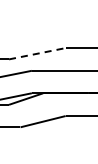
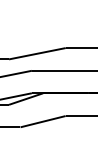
line: dashed -> solid (37, 53)
